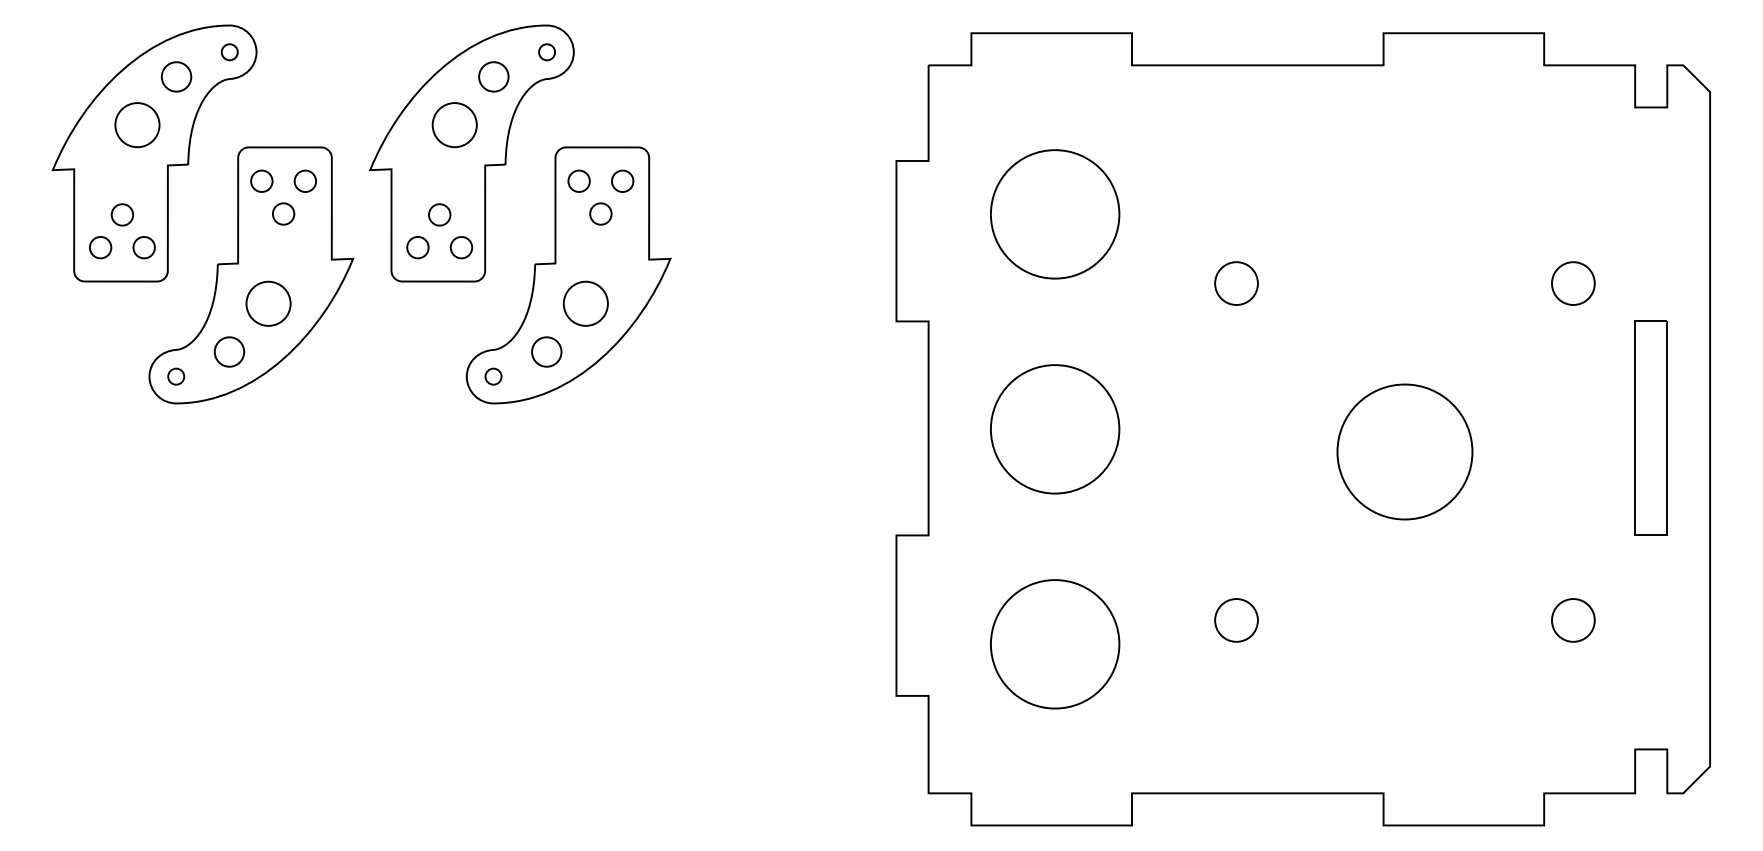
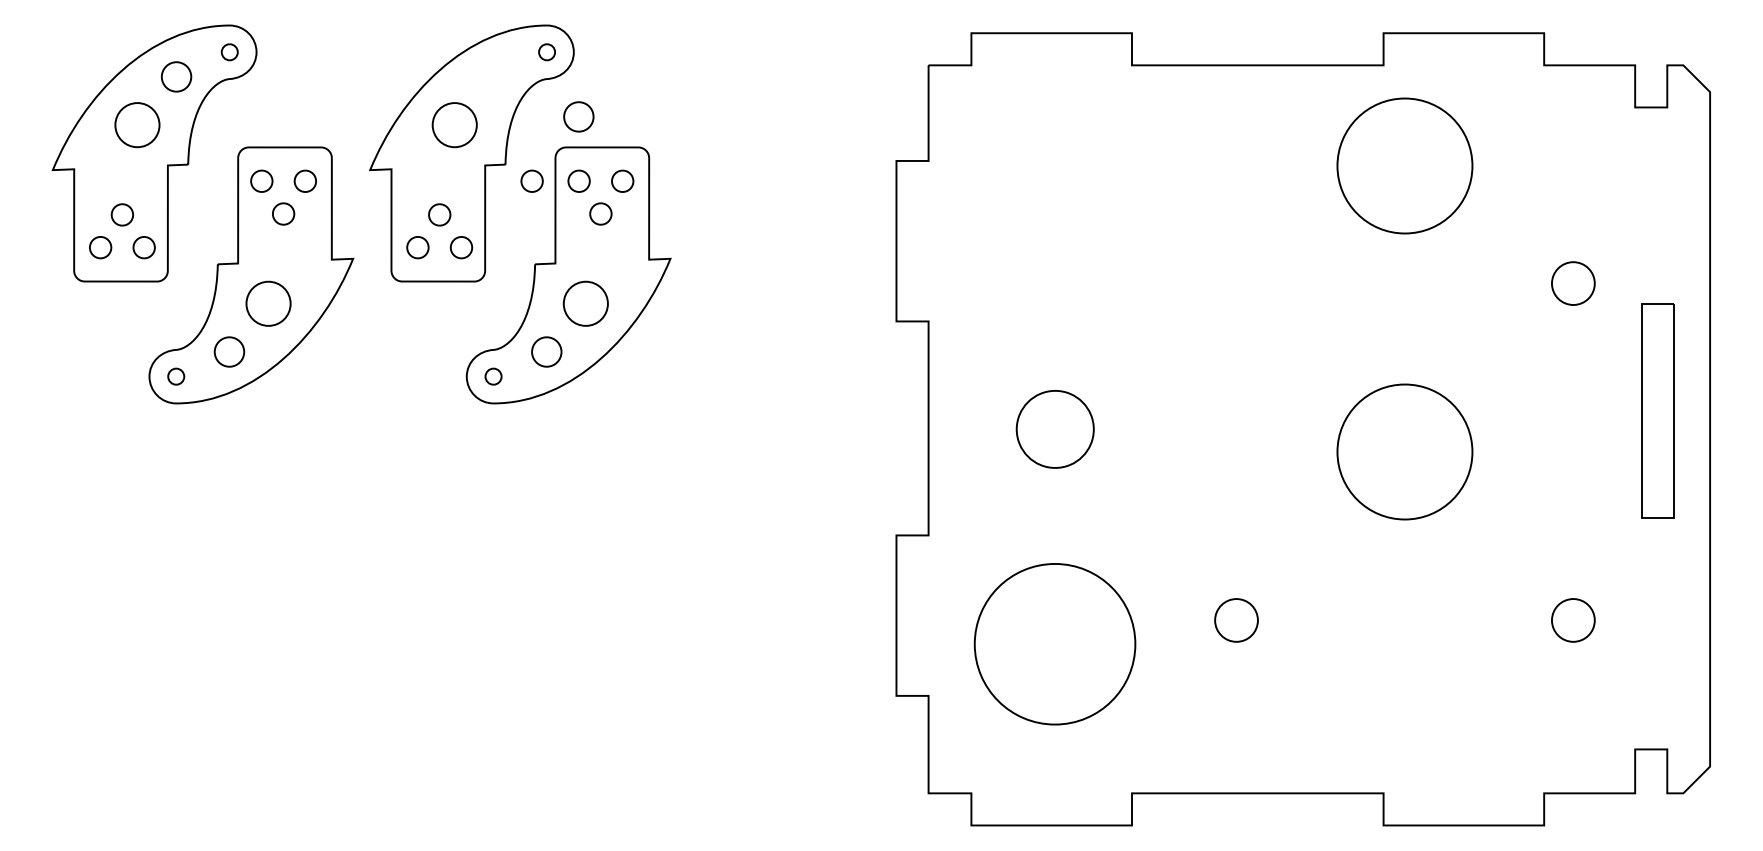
part position: (493, 76) -> (578, 116) (578, 116)
part: none -> present (1404, 165)
part: none -> present (531, 180)
part: present -> none (1055, 214)
part: present -> none (1236, 283)
part position: (1650, 427) -> (1657, 410) (1657, 410)
part size: 131x131 px -> 80x79 px (1054, 429)
part size: 131x131 px -> 164x163 px (1054, 644)
